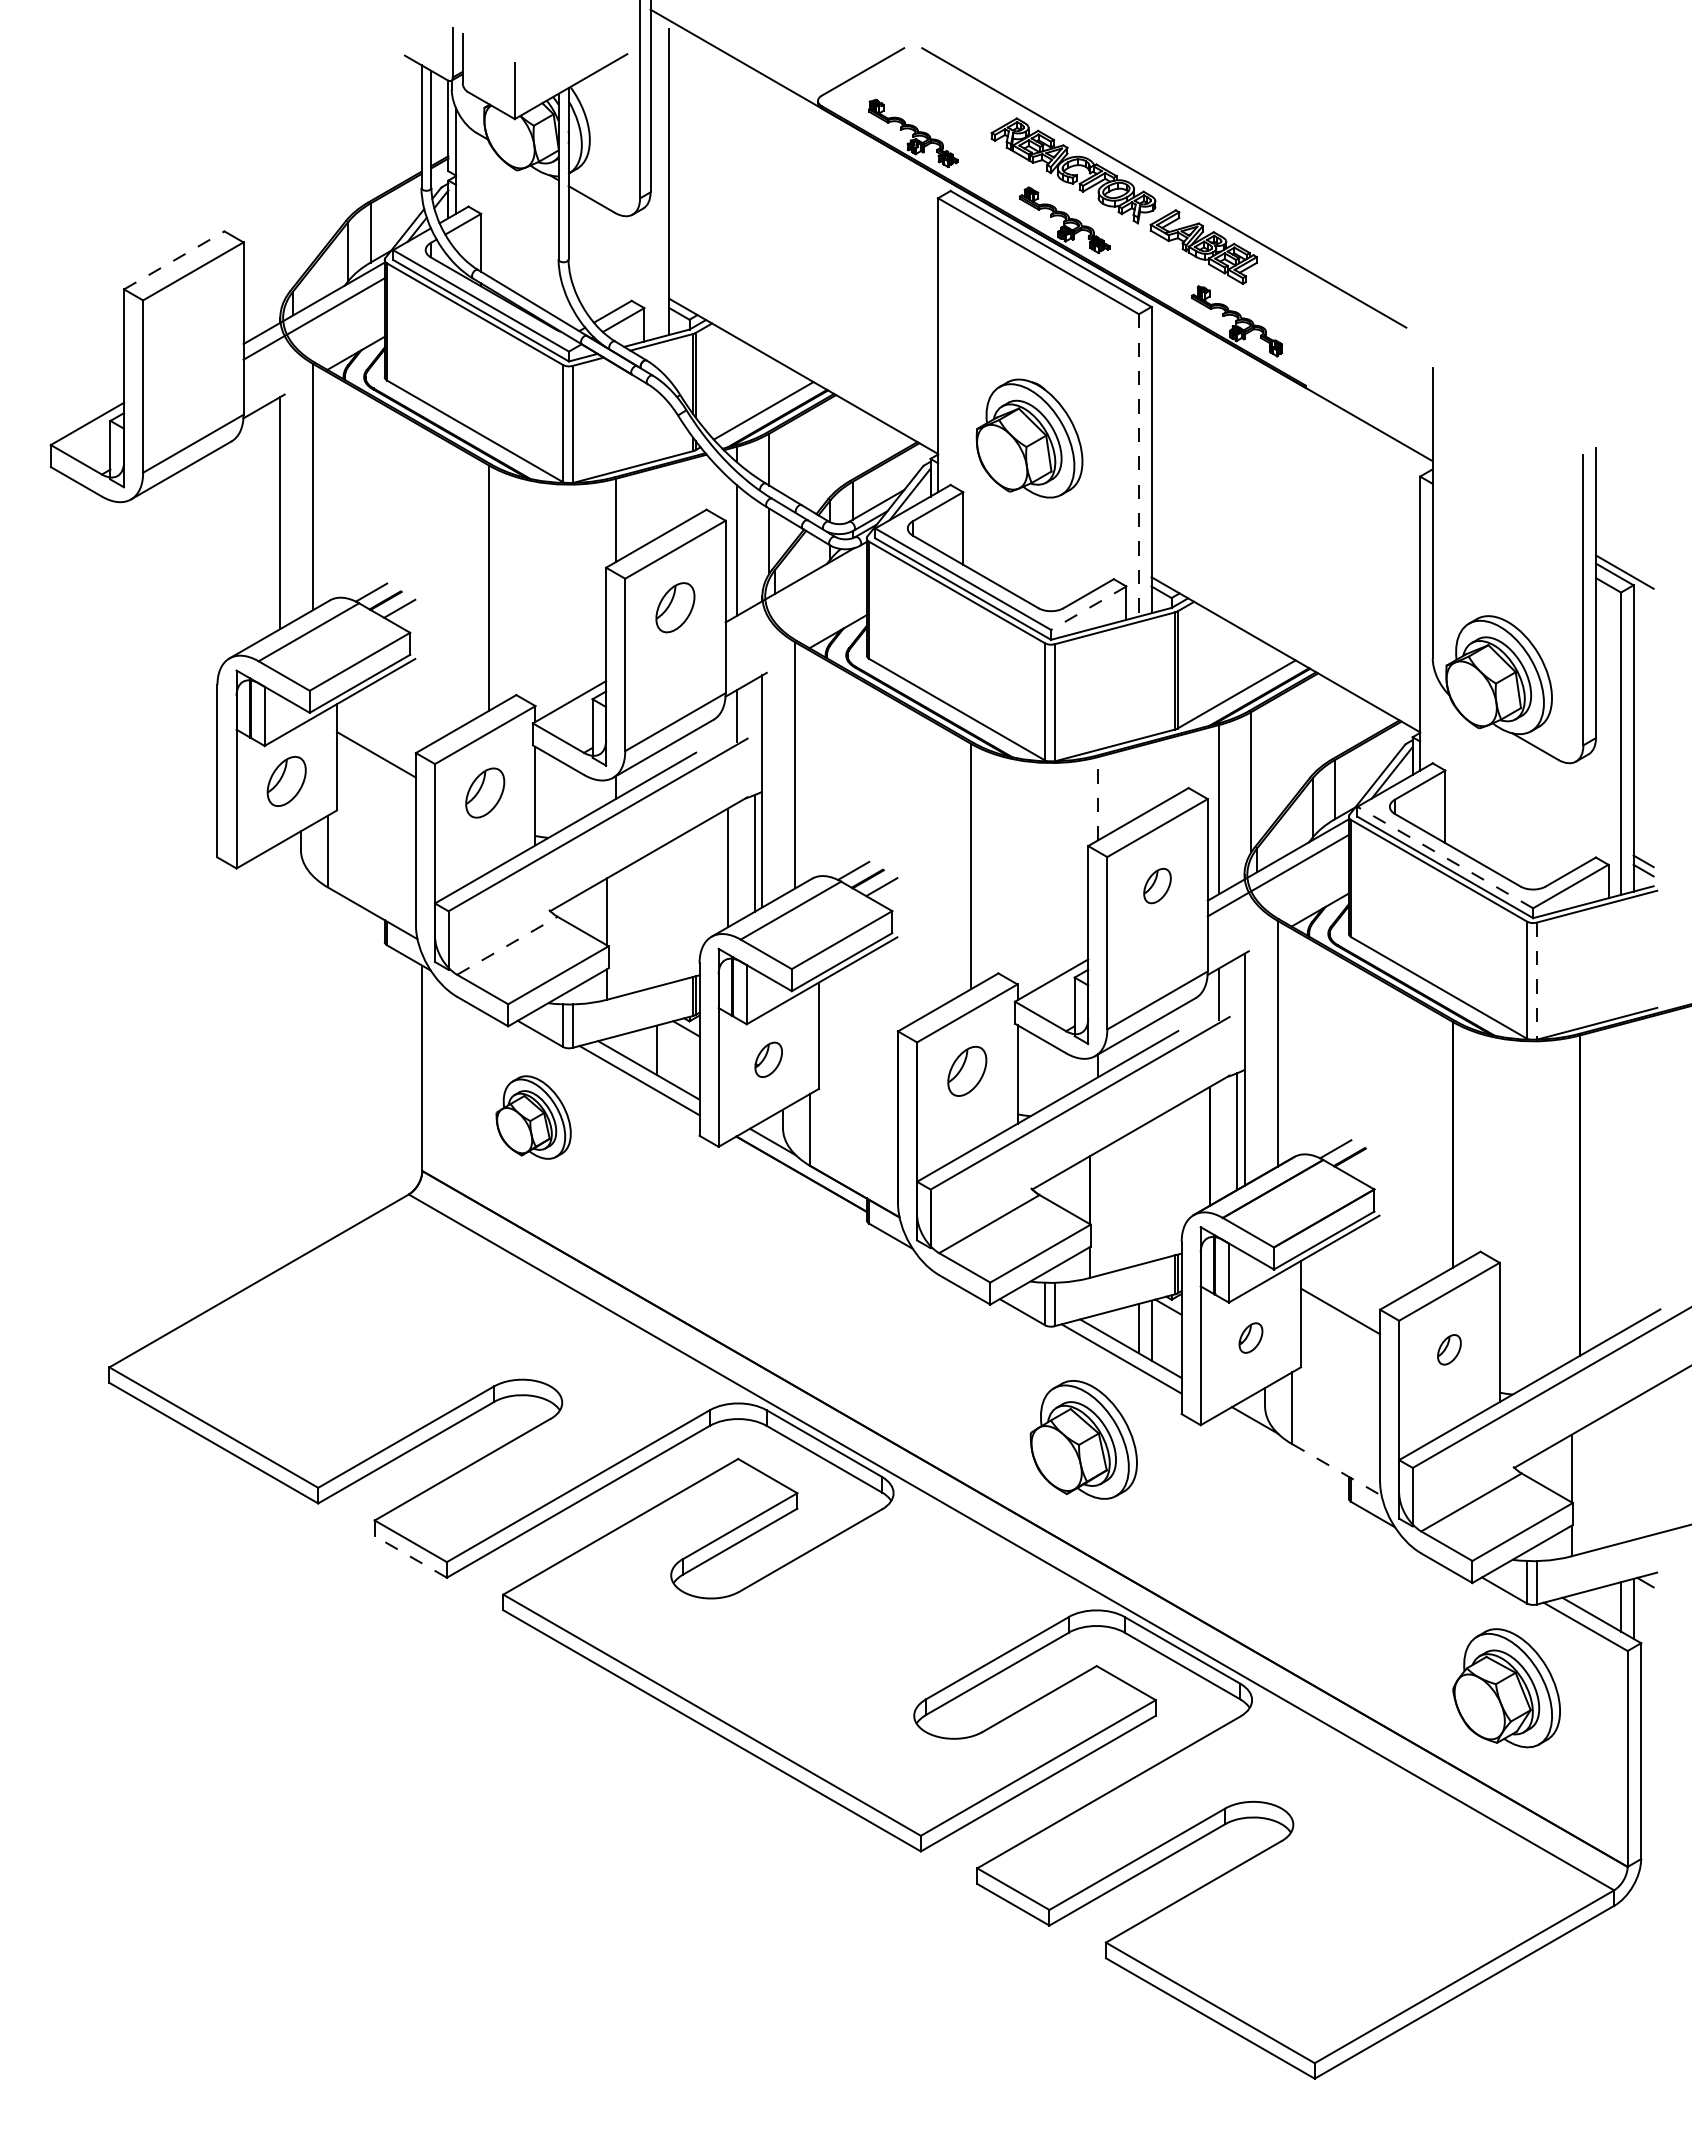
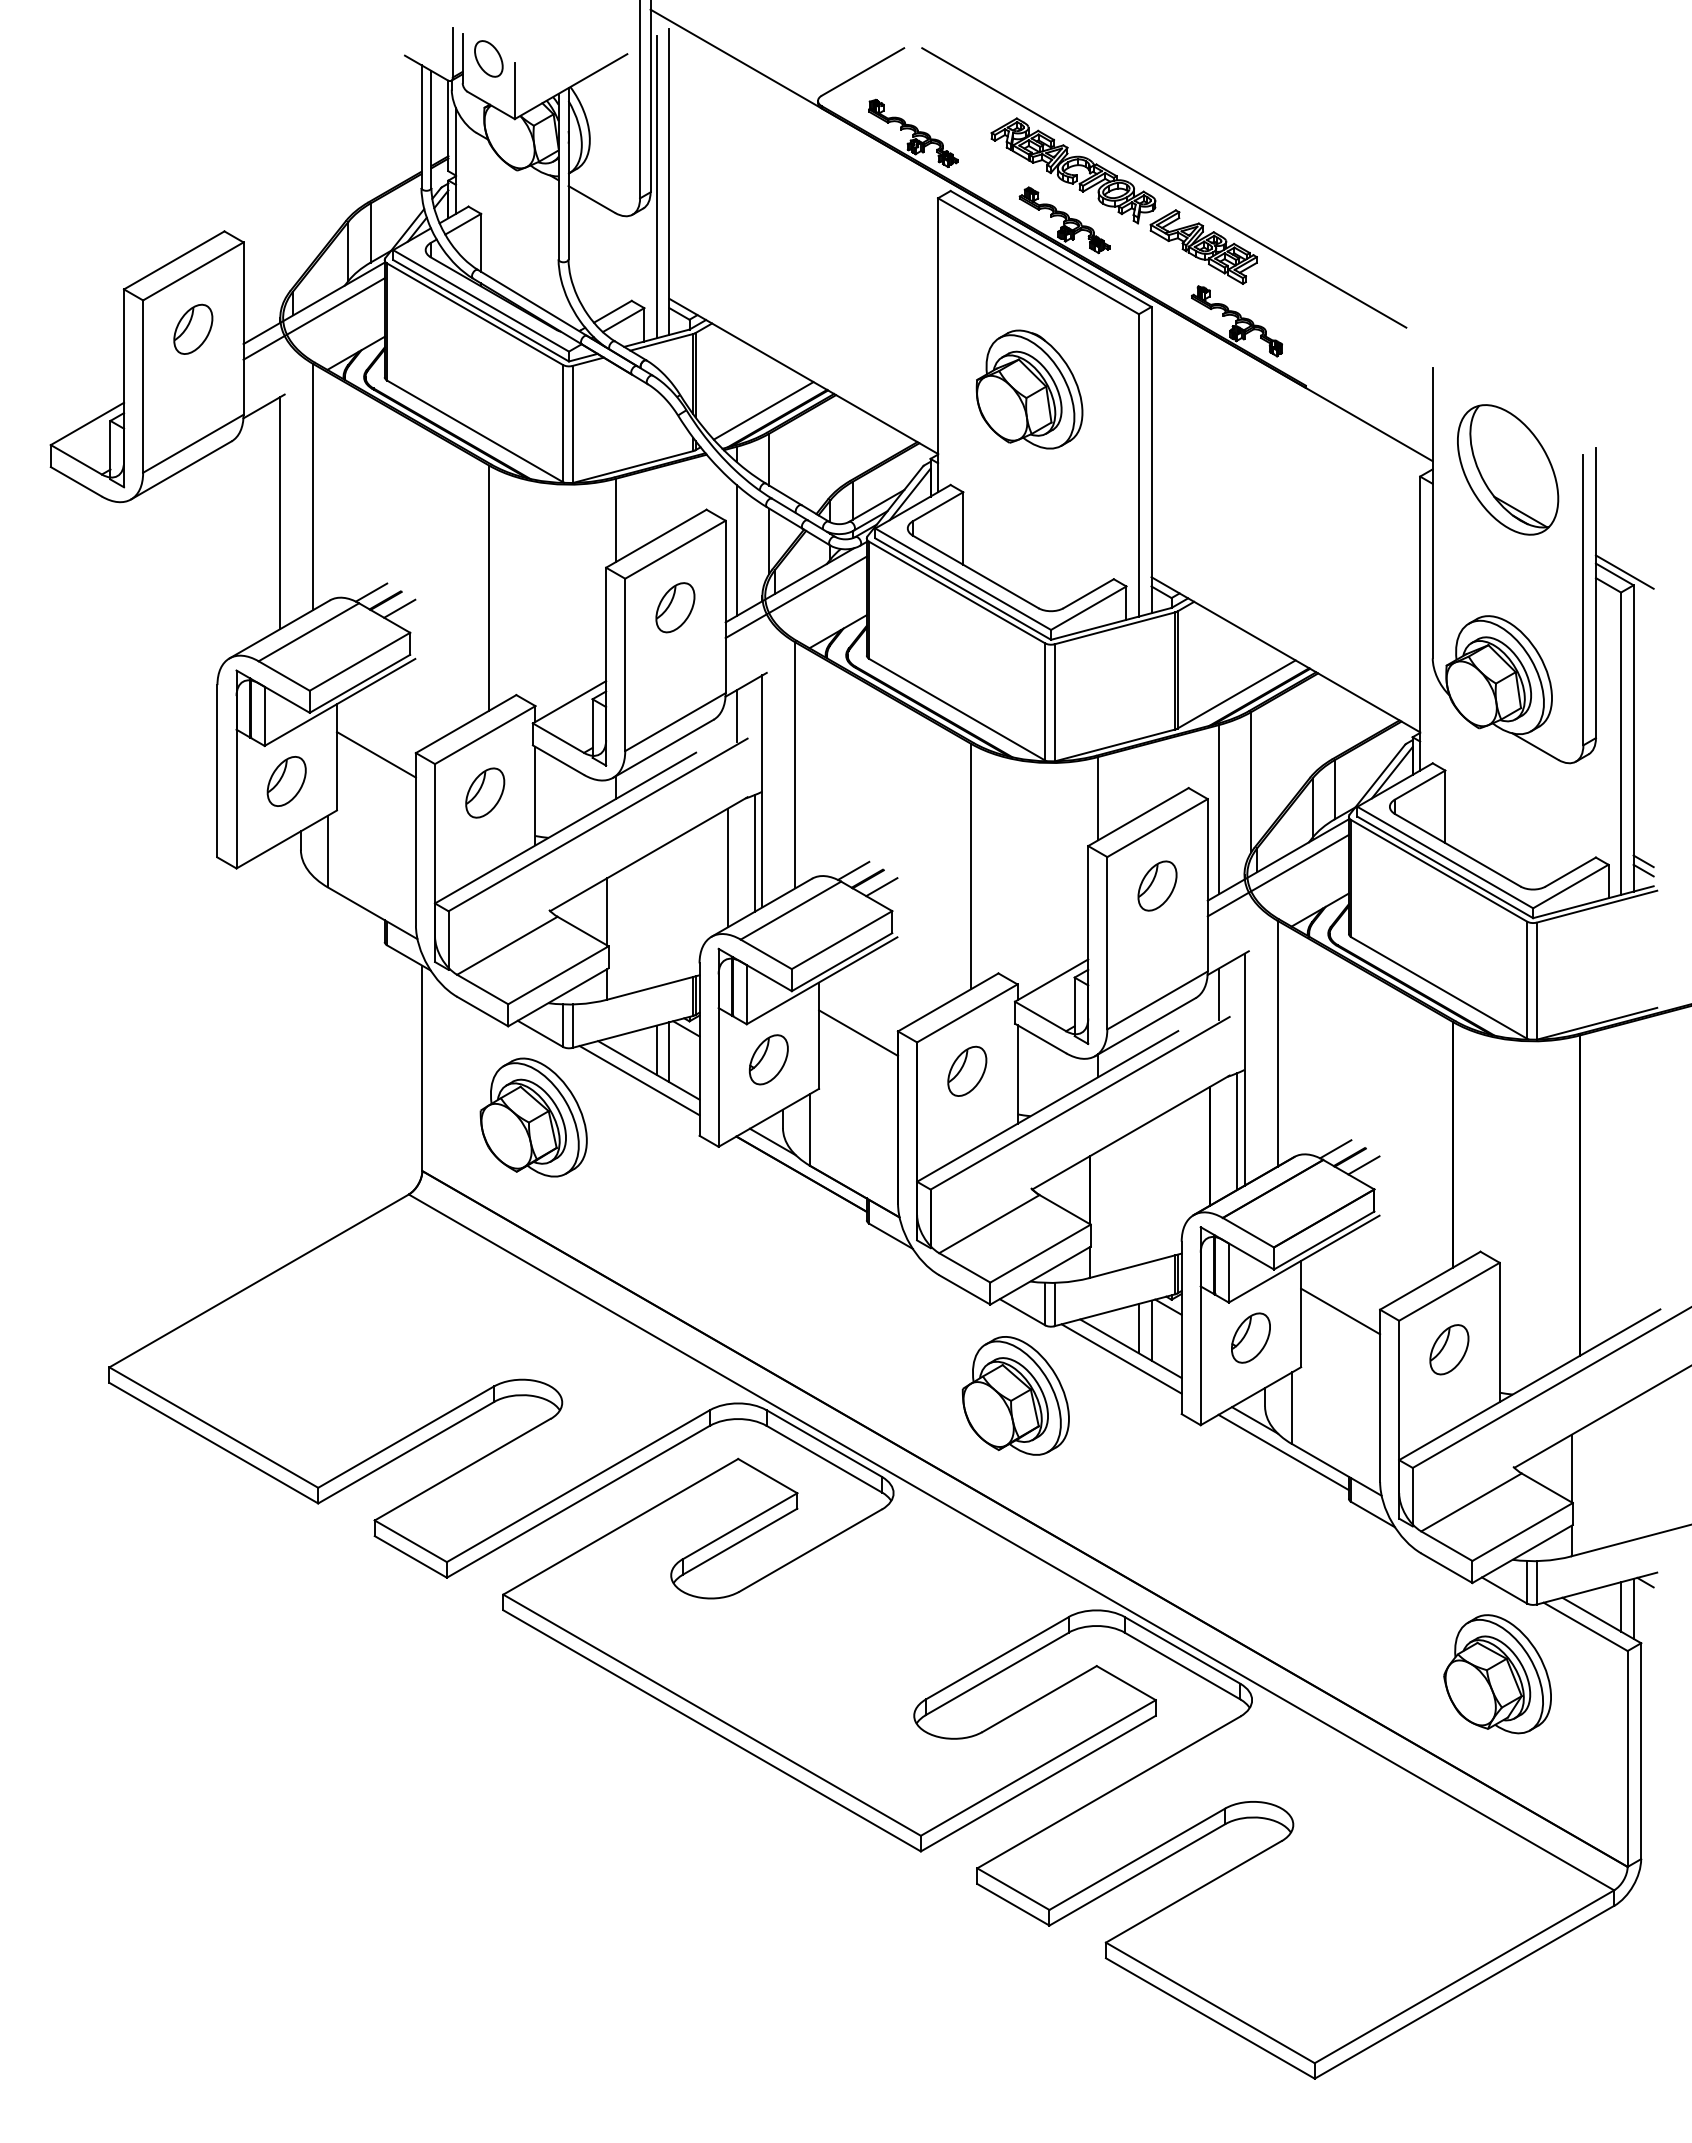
part: none -> present (488, 58)
line: none -> present (656, 186)
line: dashed -> solid (174, 260)
part: none -> present (193, 328)
part position: (1029, 438) -> (1029, 389) (1029, 389)
line: dashed -> solid (1138, 465)
part: none -> present (1508, 469)
line: none -> present (795, 597)
line: dashed -> solid (1088, 608)
line: dashed -> solid (1098, 798)
line: dashed -> solid (1444, 857)
part size: 29x38 px -> 41x52 px (1157, 885)
line: dashed -> solid (507, 945)
line: dashed -> solid (1536, 981)
line: none -> present (858, 1032)
line: none -> present (669, 1052)
part size: 29x37 px -> 41x52 px (768, 1059)
part size: 77x85 px -> 109x121 px (533, 1117)
line: none -> present (1363, 1165)
part size: 26x32 px -> 40x52 px (1250, 1337)
part size: 25x32 px -> 41x52 px (1449, 1349)
part position: (1083, 1439) -> (1015, 1395) (1015, 1395)
line: none -> present (1283, 1452)
line: dashed -> solid (1336, 1469)
line: dashed -> solid (410, 1556)
part position: (1506, 1688) -> (1497, 1674) (1497, 1674)
